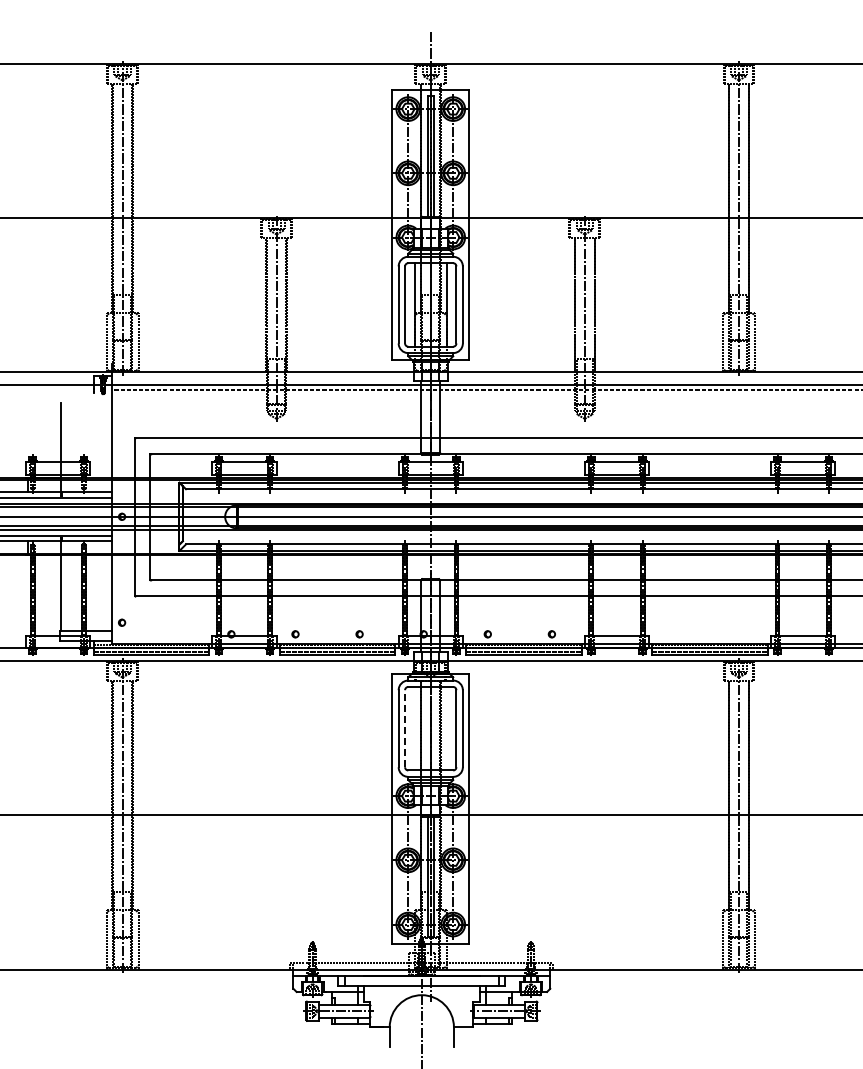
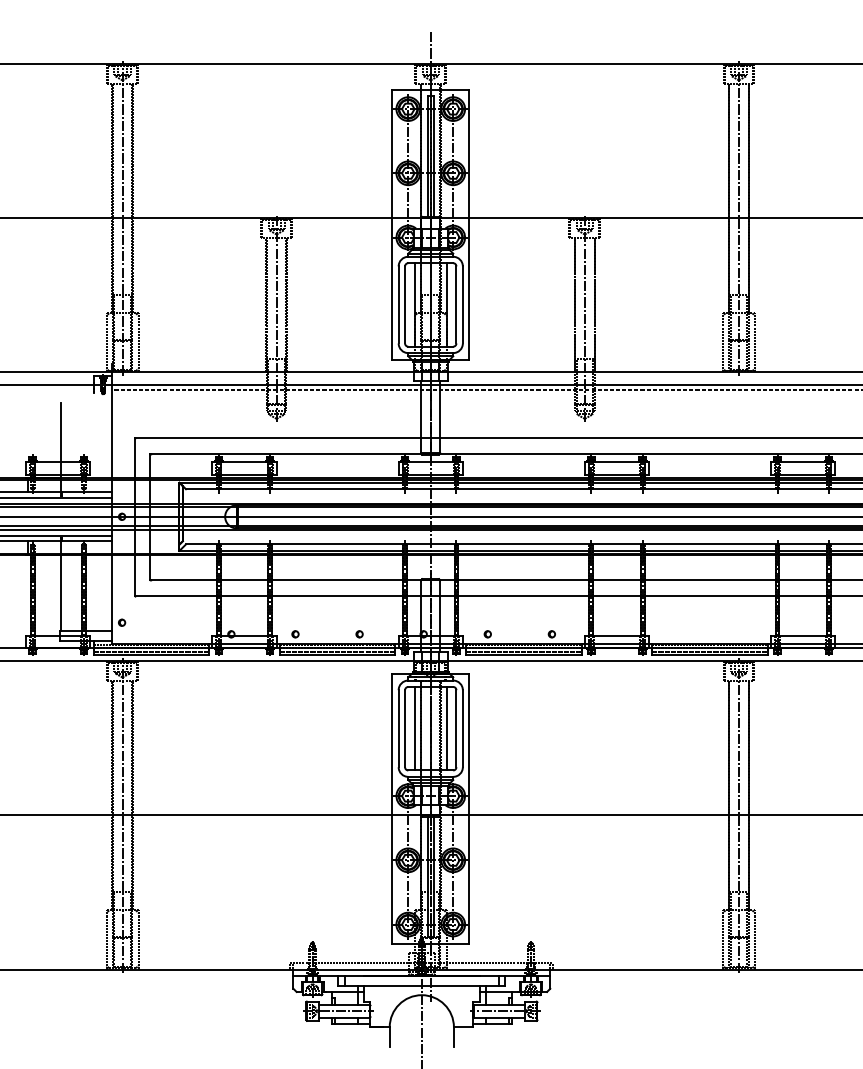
line: dashed -> solid (405, 728)
line: none -> present (414, 728)
line: none -> present (446, 728)
